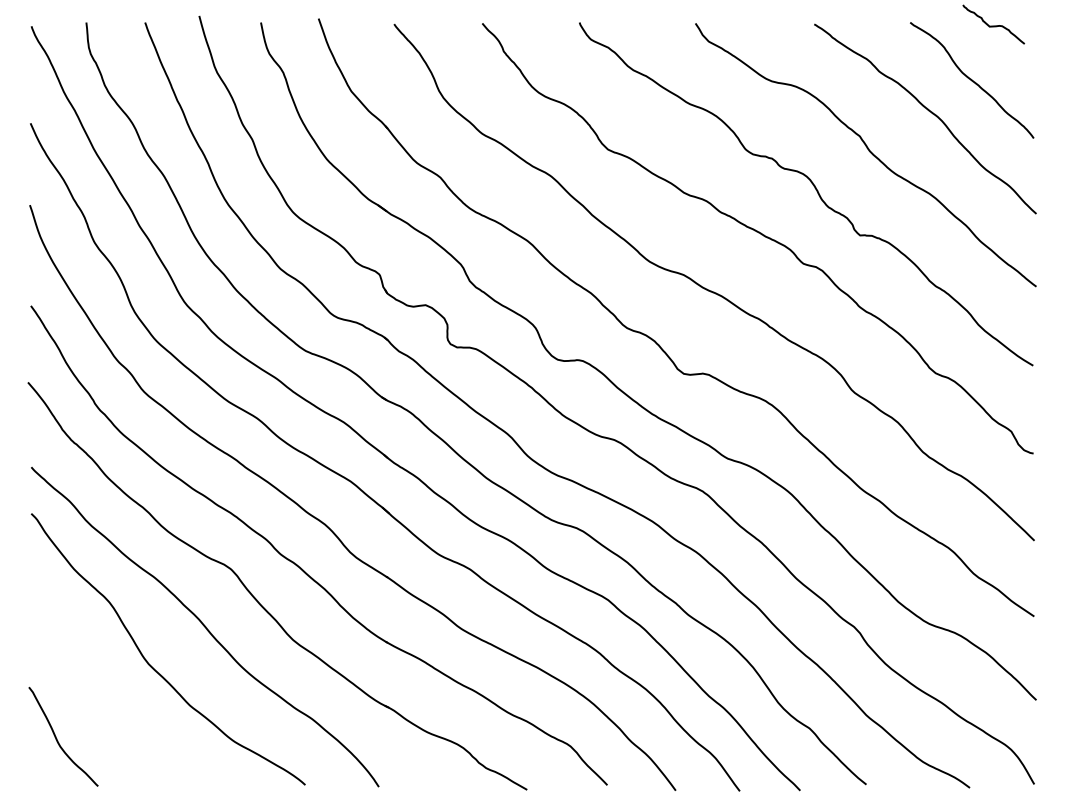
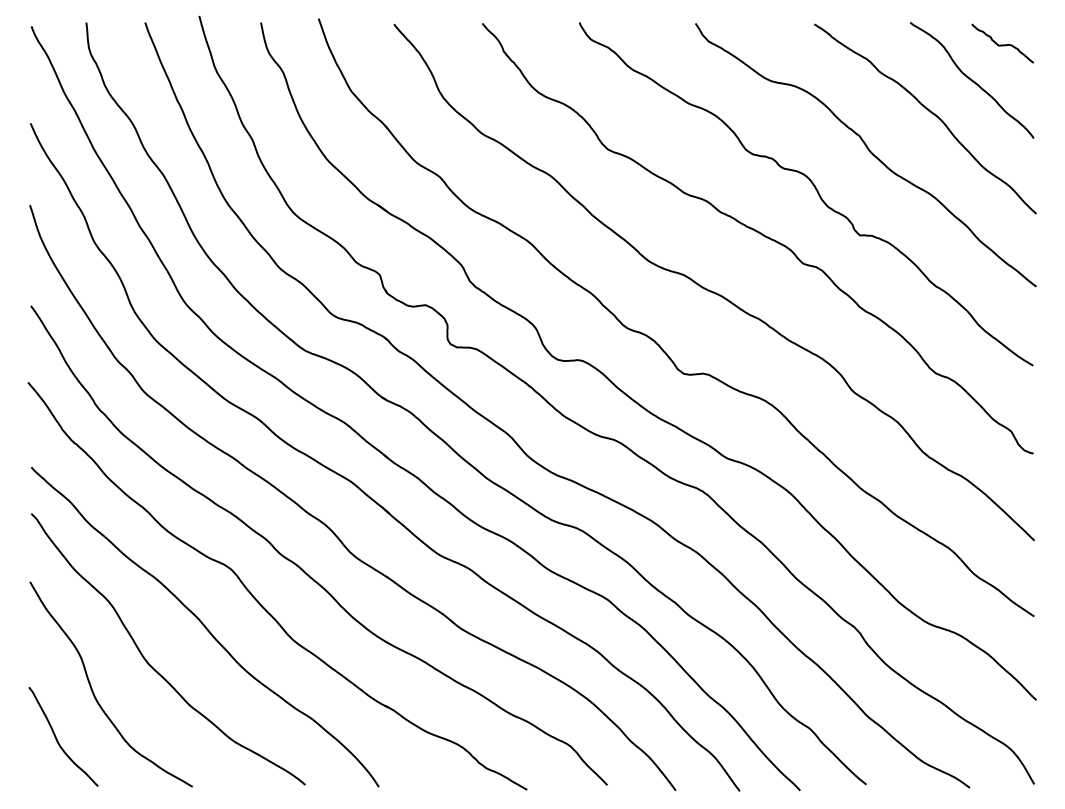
curve position: (993, 25) -> (1002, 44) (1002, 44)
curve: none -> present (93, 690)
